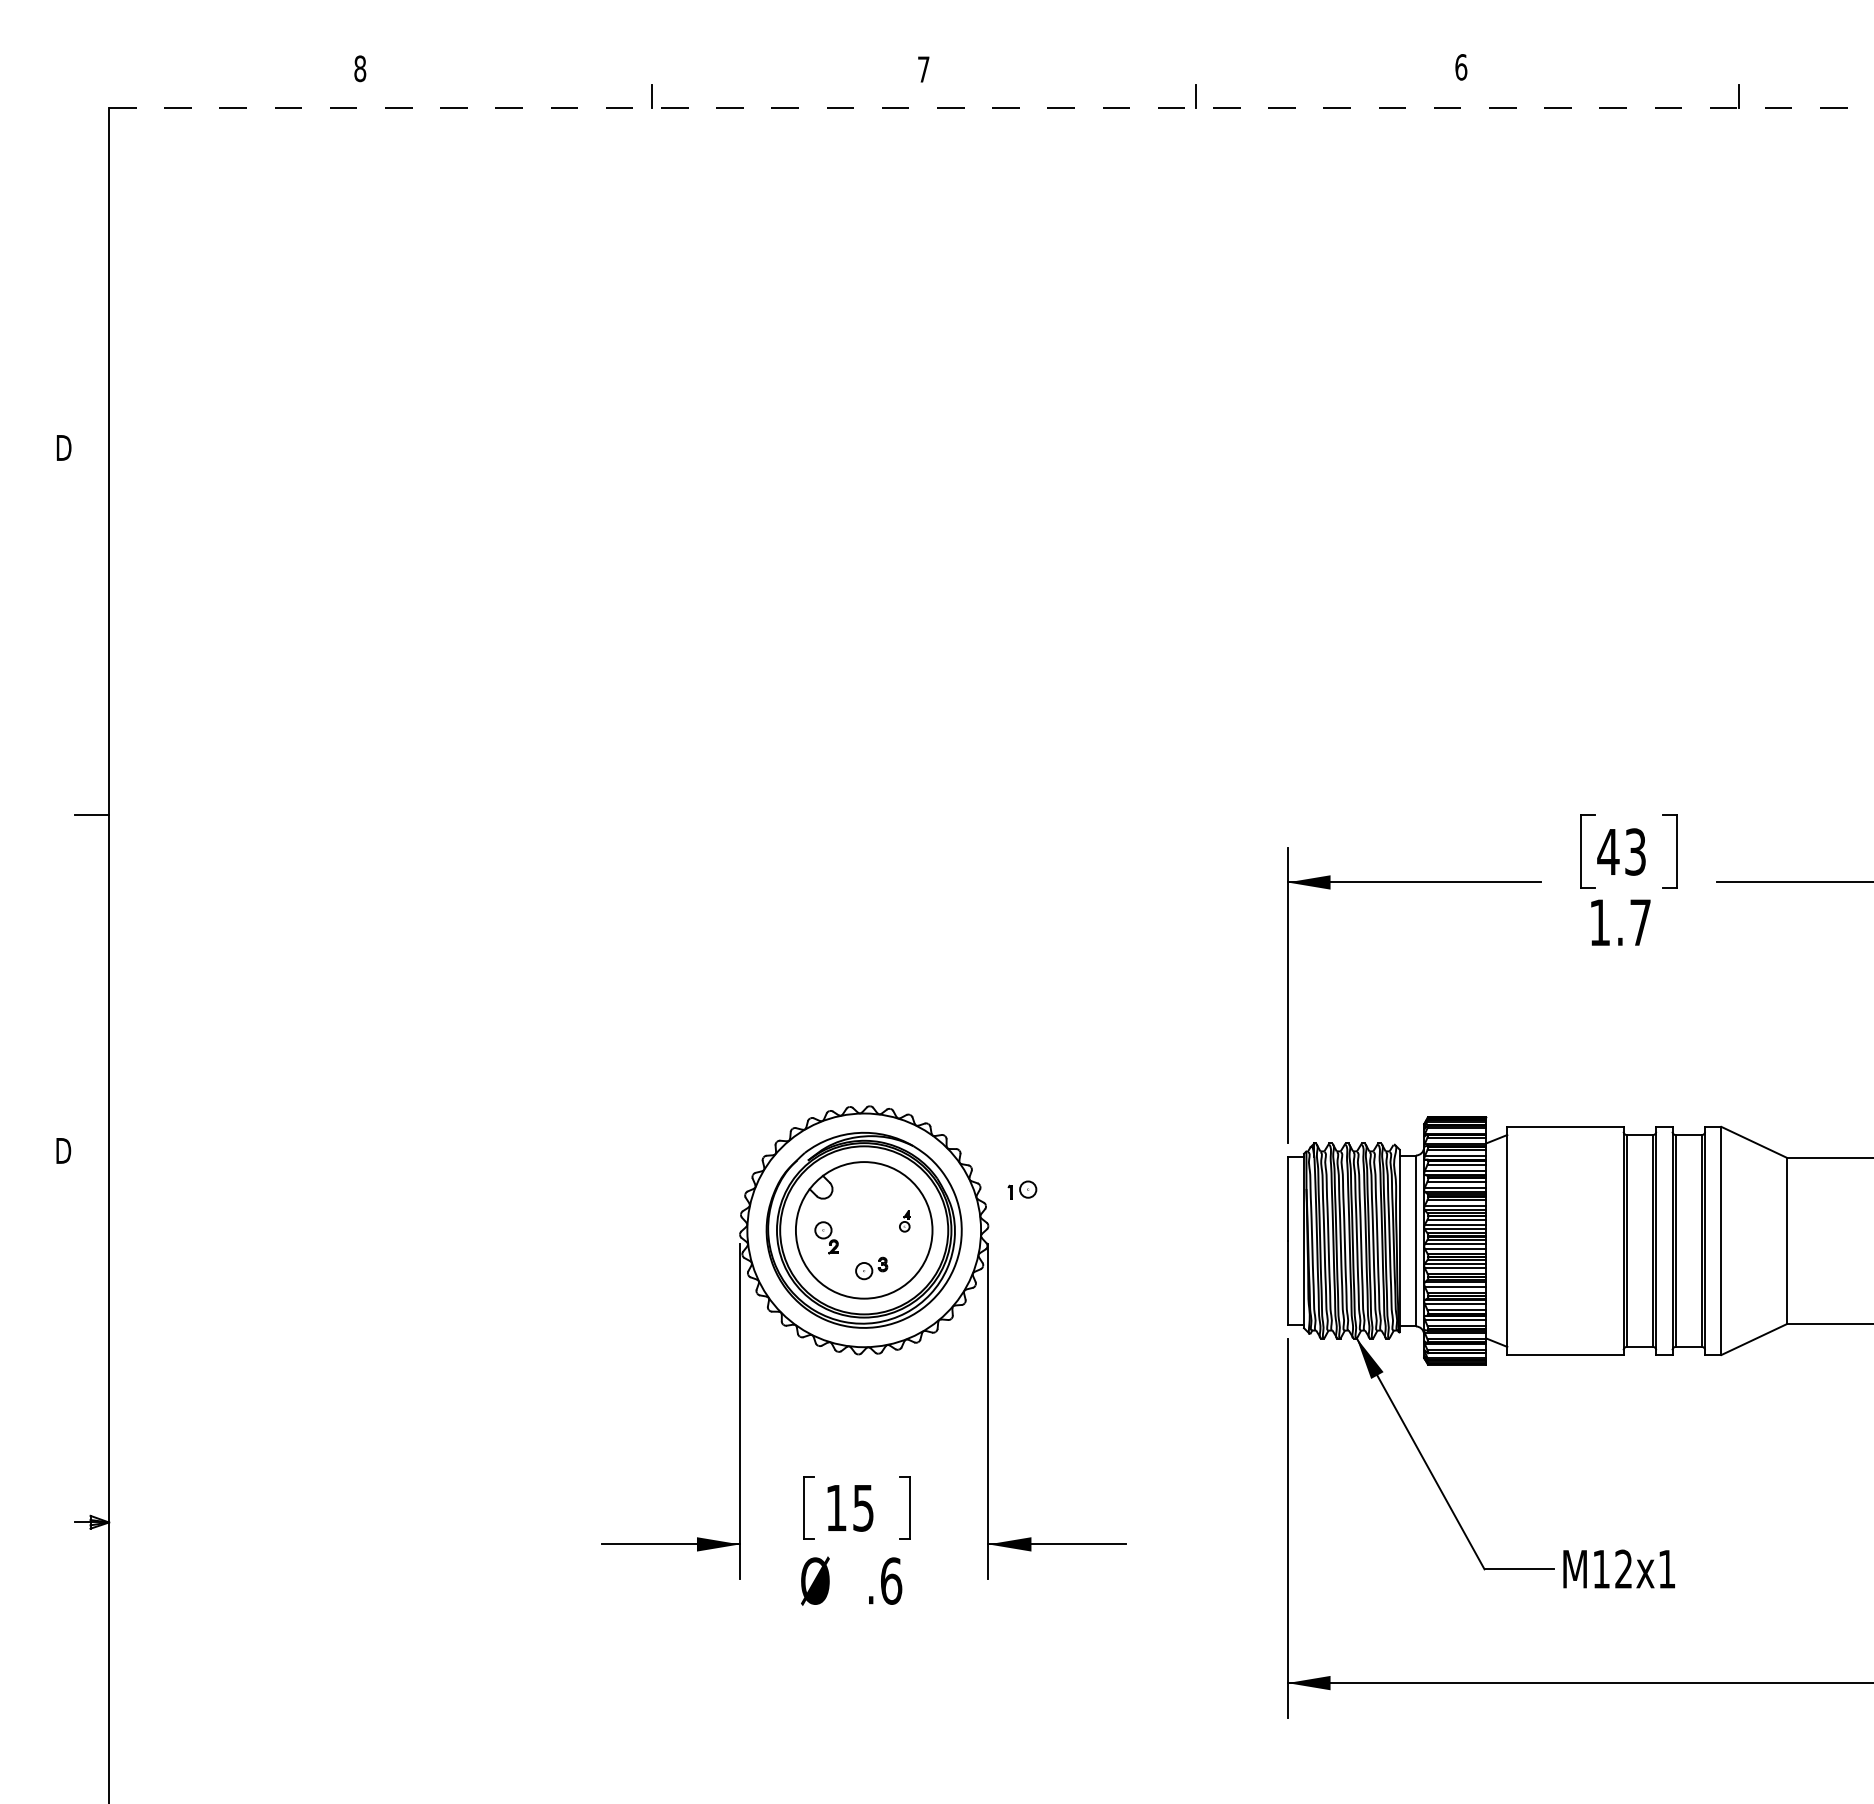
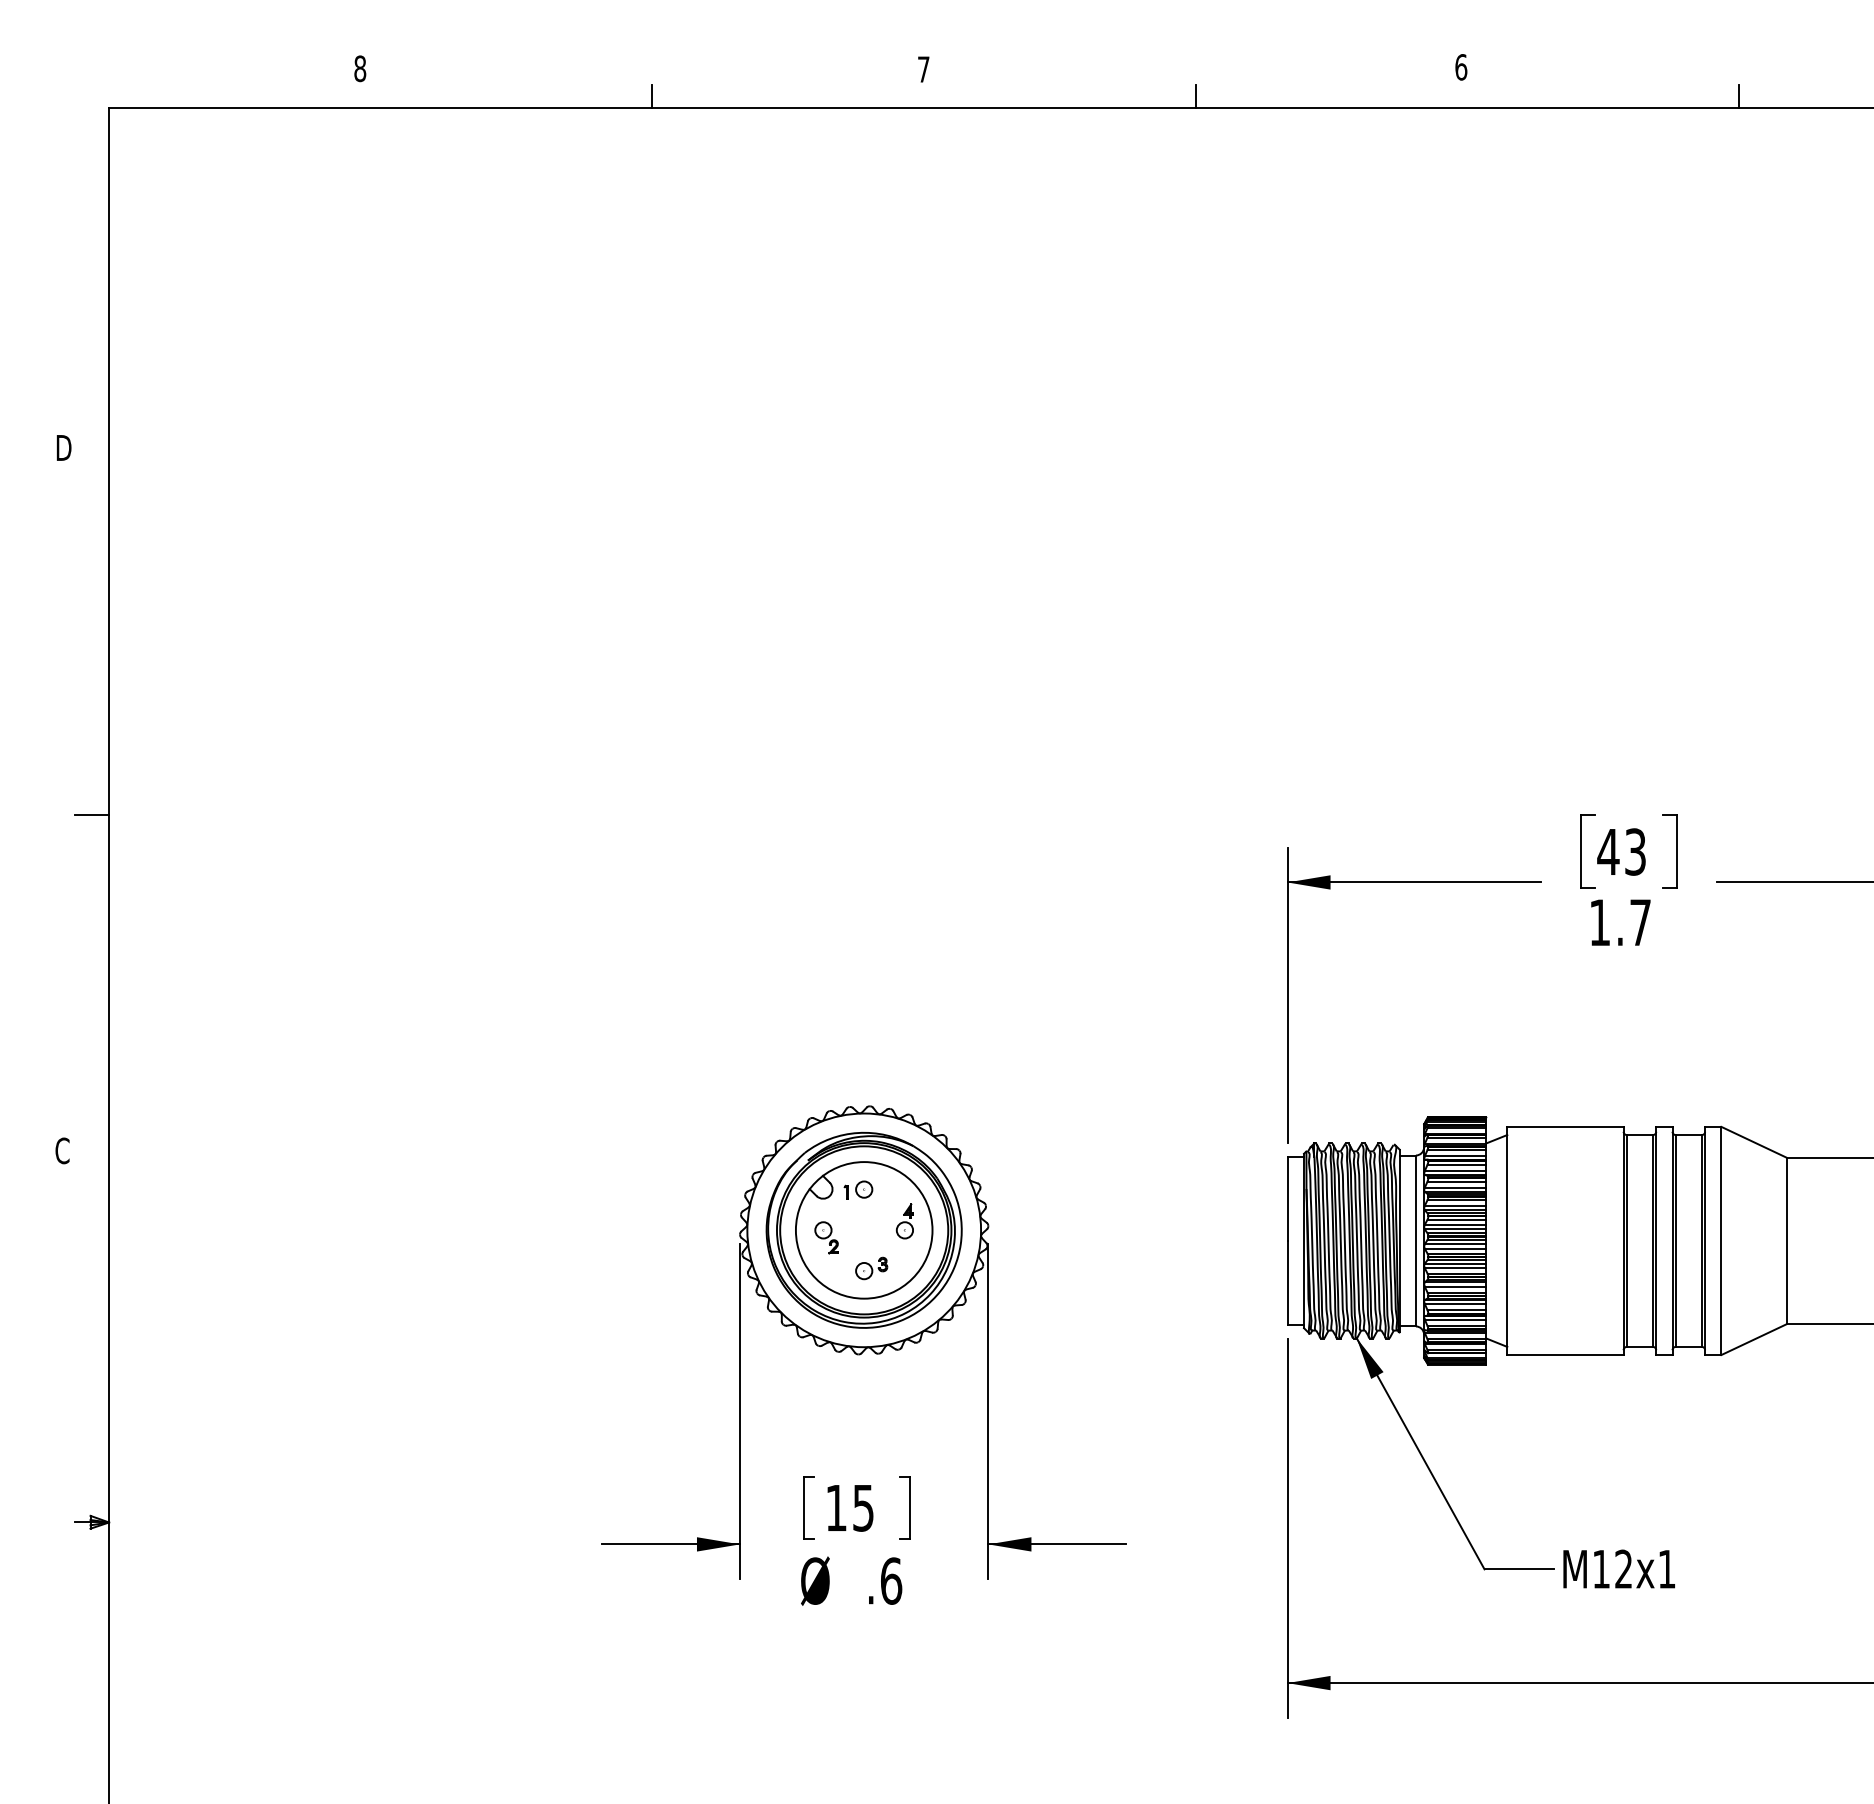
line: dashed -> solid (991, 108)
text: D -> C (63, 1150)
part position: (1022, 1189) -> (858, 1189) (858, 1189)
part size: 12x23 px -> 19x37 px (904, 1221)
